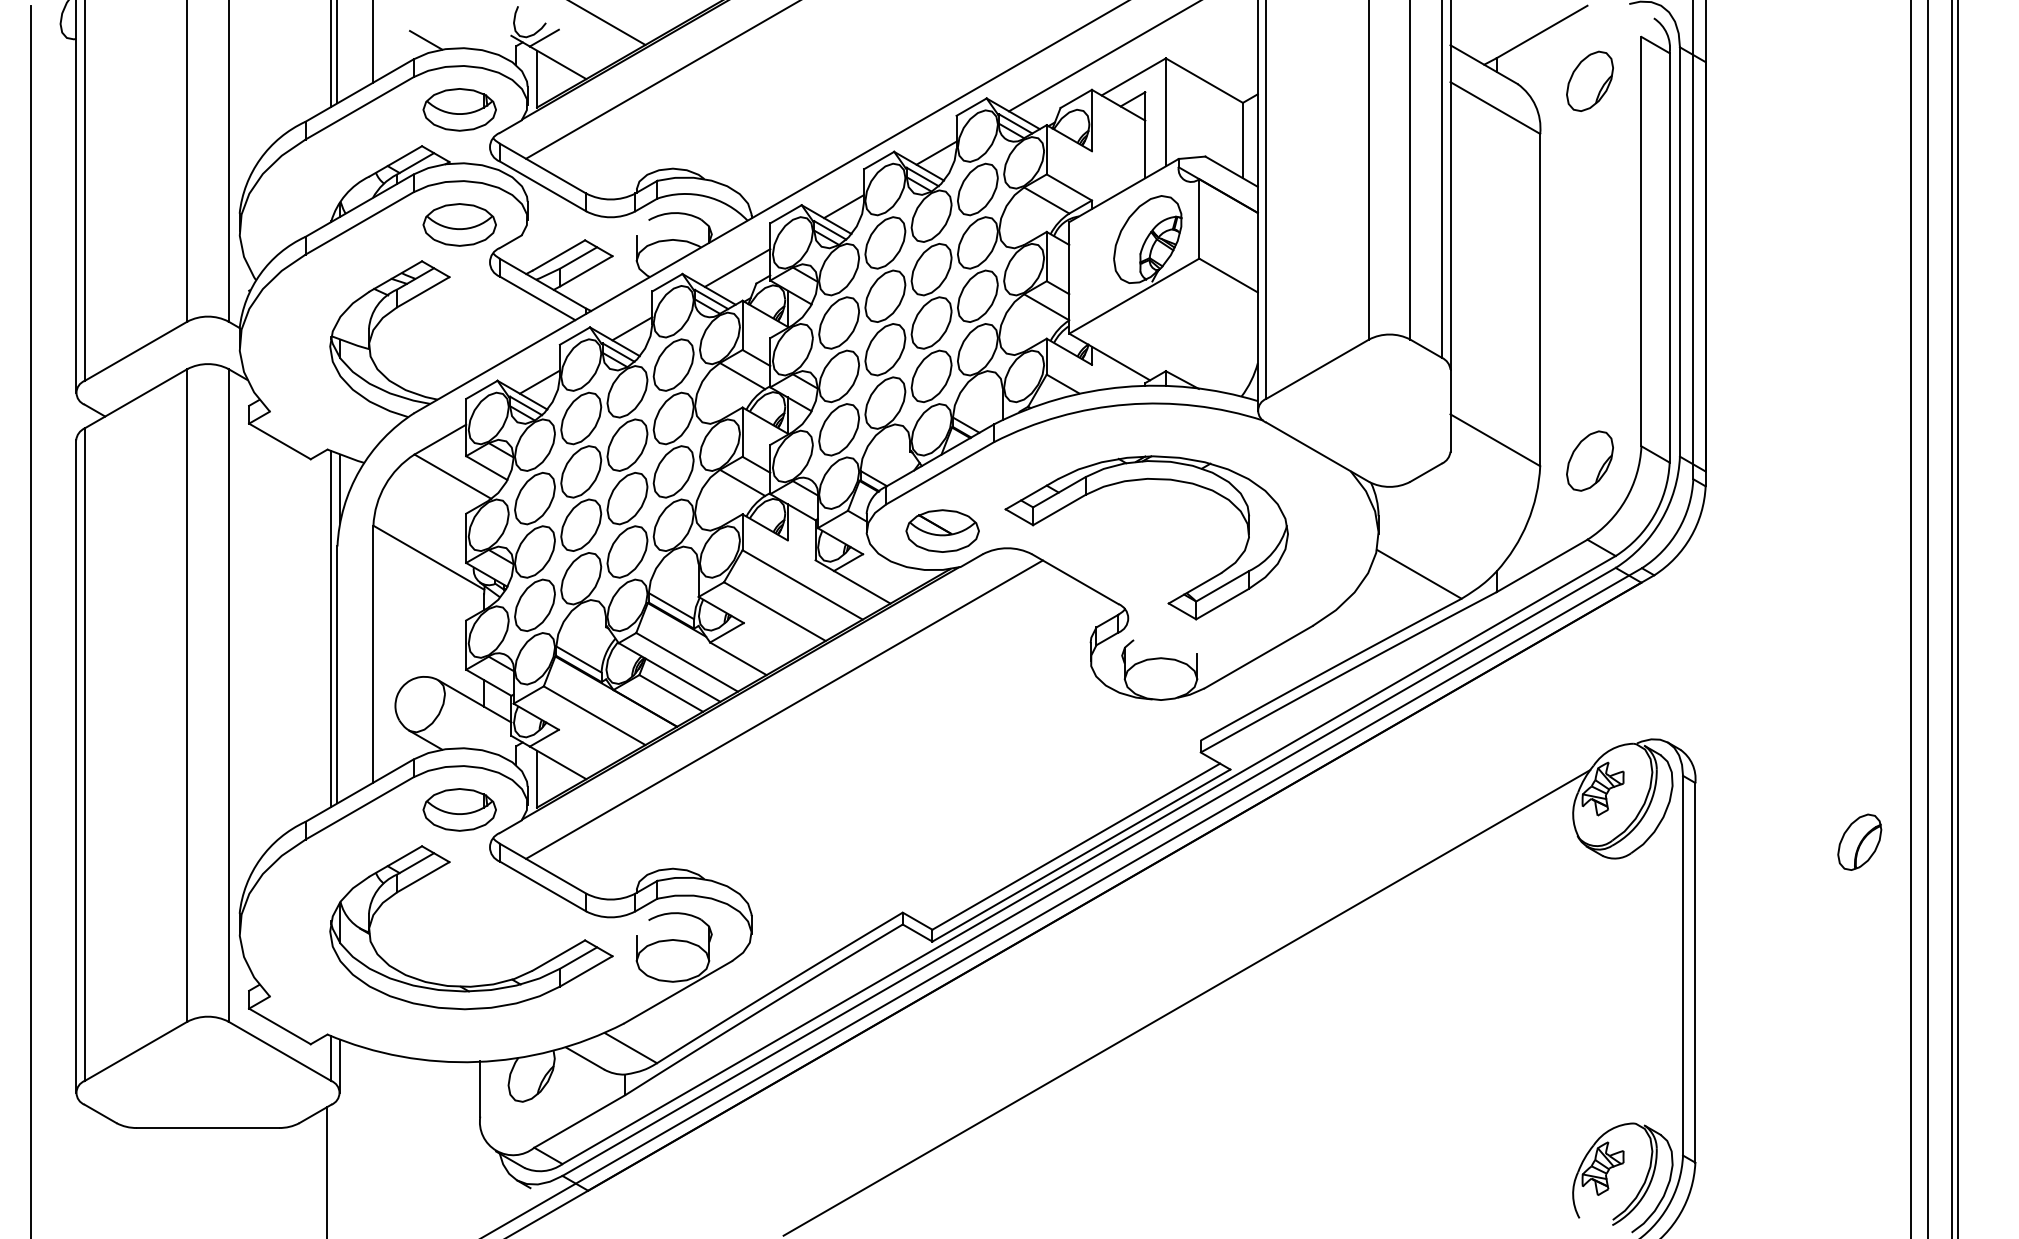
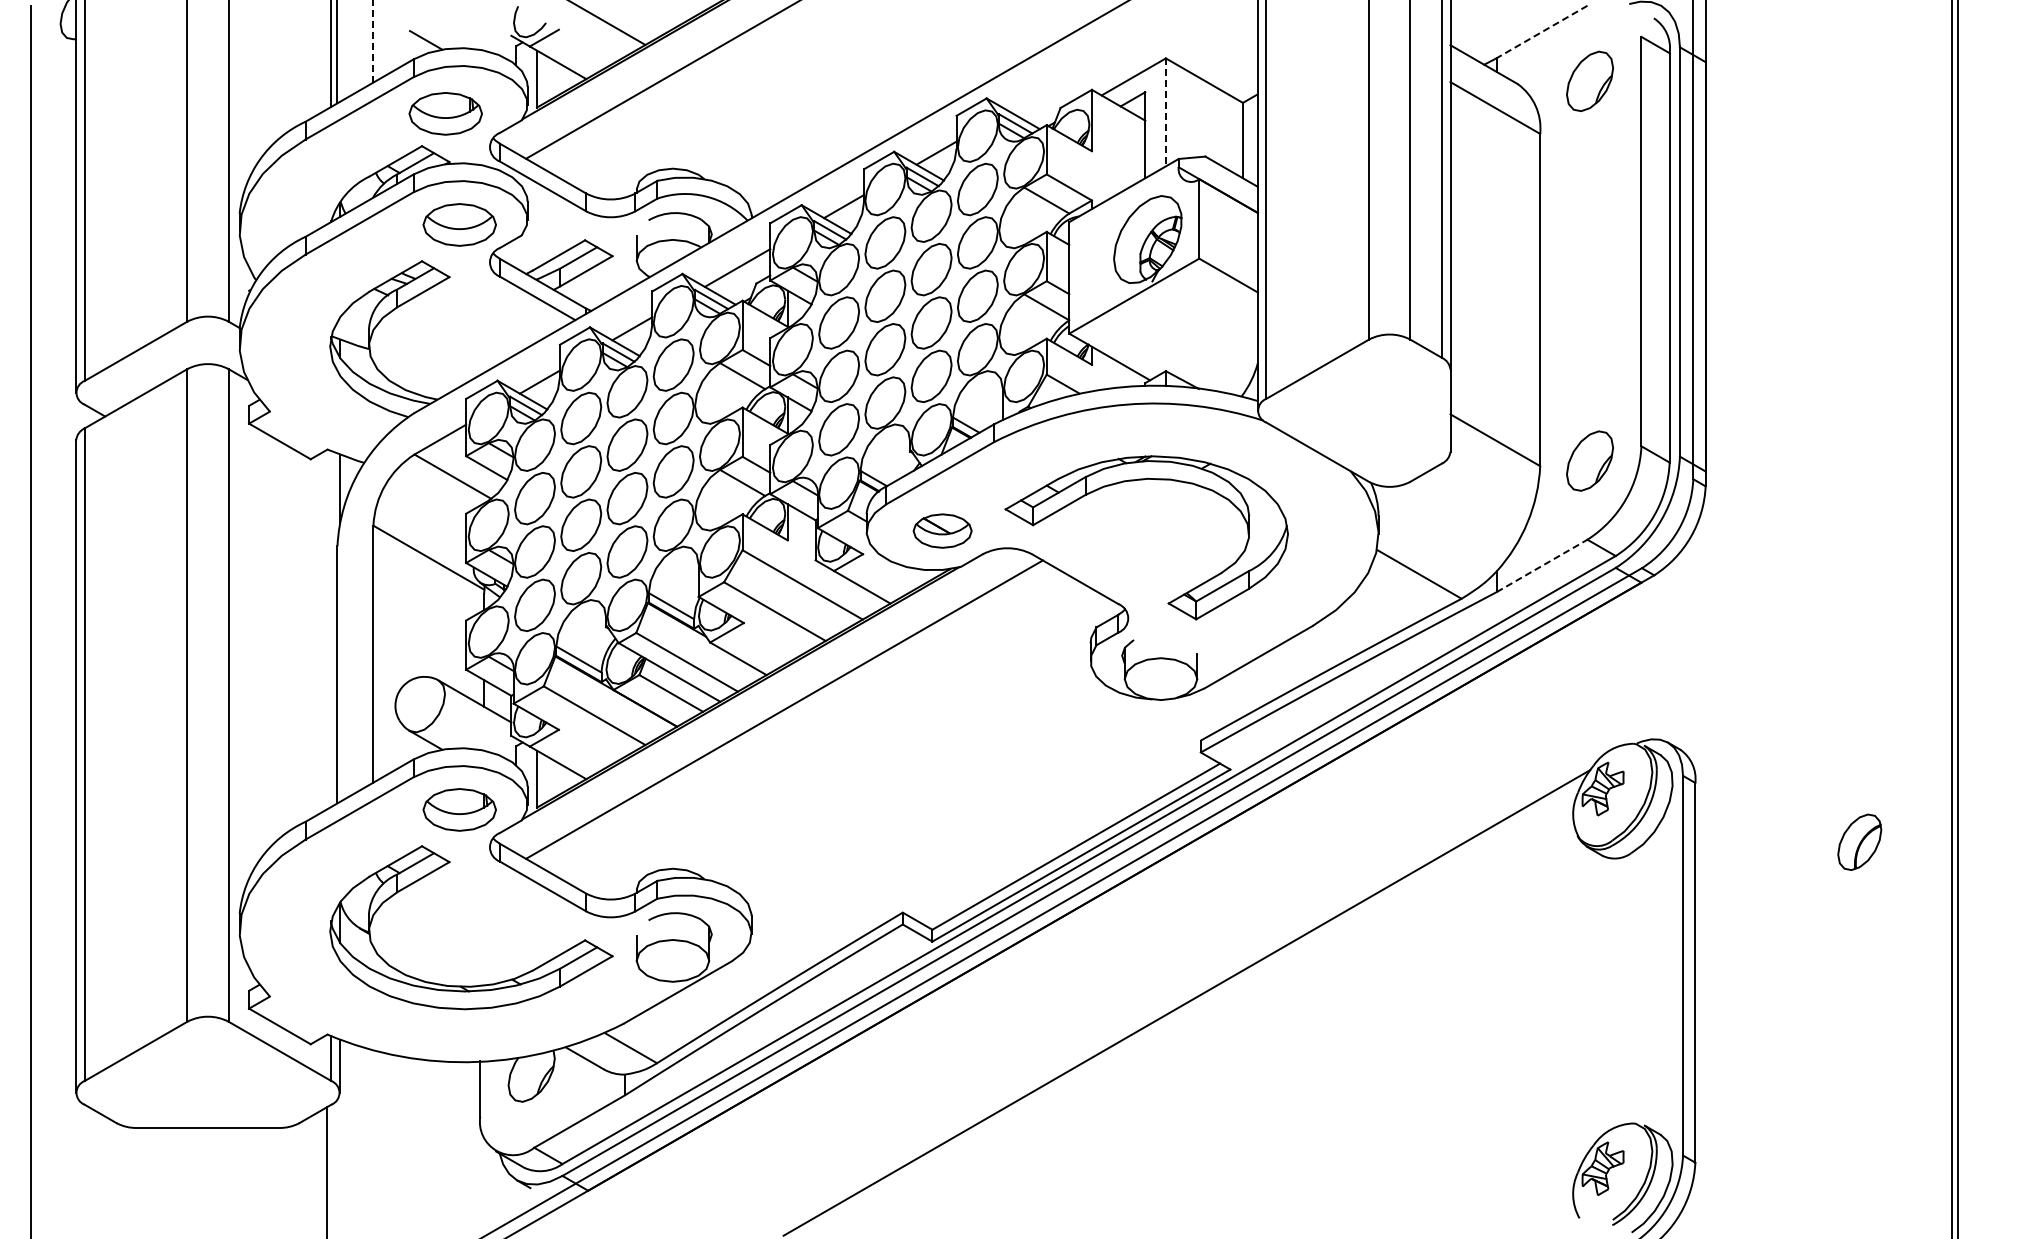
line: solid -> dashed (1541, 32)
line: solid -> dashed (373, 41)
line: present -> none (1103, 56)
part position: (459, 109) -> (445, 113) (445, 113)
line: solid -> dashed (1165, 112)
part size: 75x44 px -> 61x36 px (942, 530)
line: solid -> dashed (1542, 565)
line: present -> none (1911, 618)
line: present -> none (1927, 618)
line: present -> none (331, 628)
